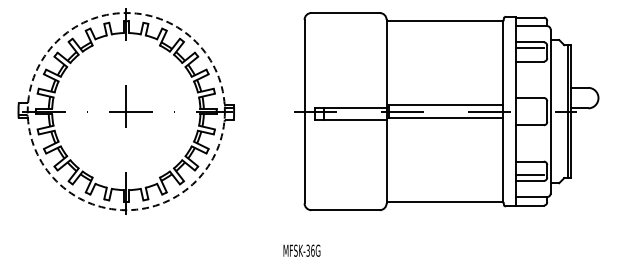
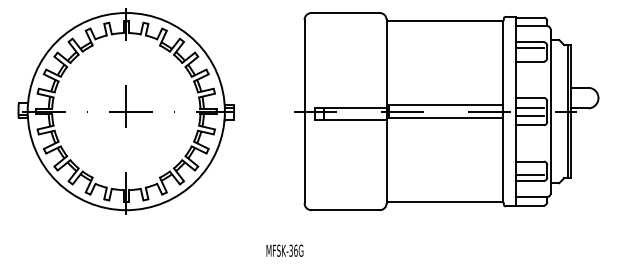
line: none -> present (529, 107)
circle: dashed -> solid (125, 111)
line: none -> present (529, 115)
text position: (301, 250) -> (284, 250) (284, 250)
